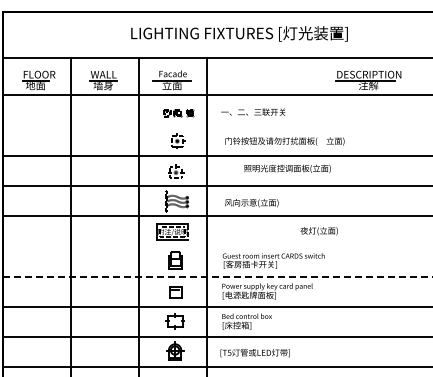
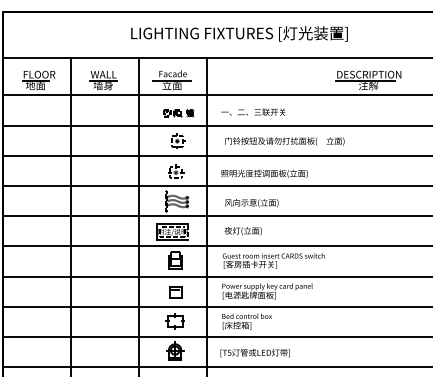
line: none -> present (216, 125)
text position: (287, 168) -> (264, 173) (264, 173)
text position: (318, 231) -> (242, 231) (242, 231)
line: none -> present (216, 246)
line: dashed -> solid (218, 276)
